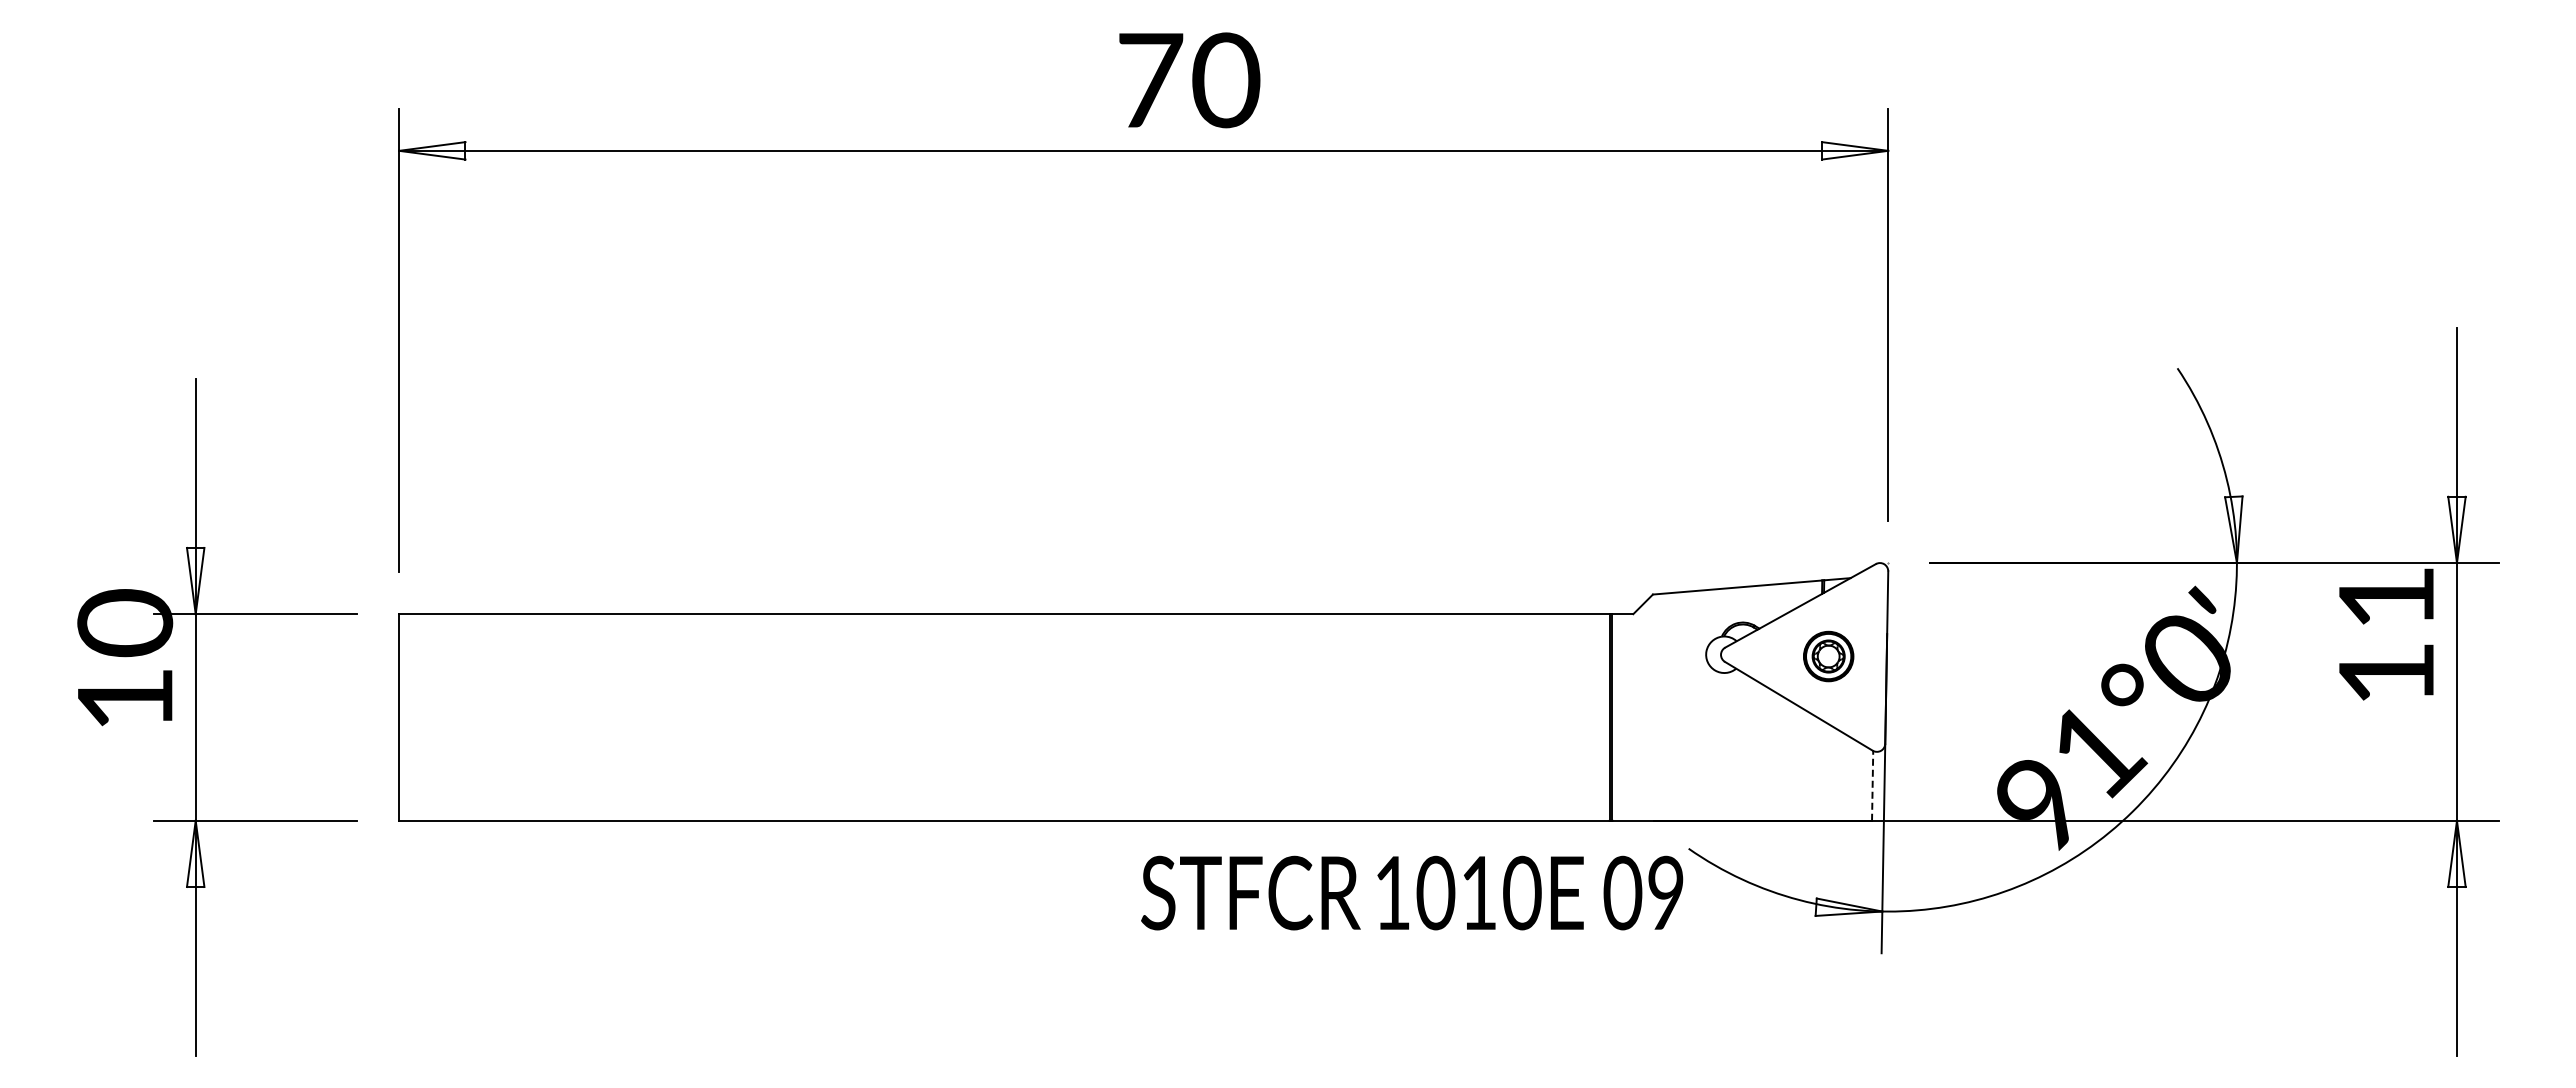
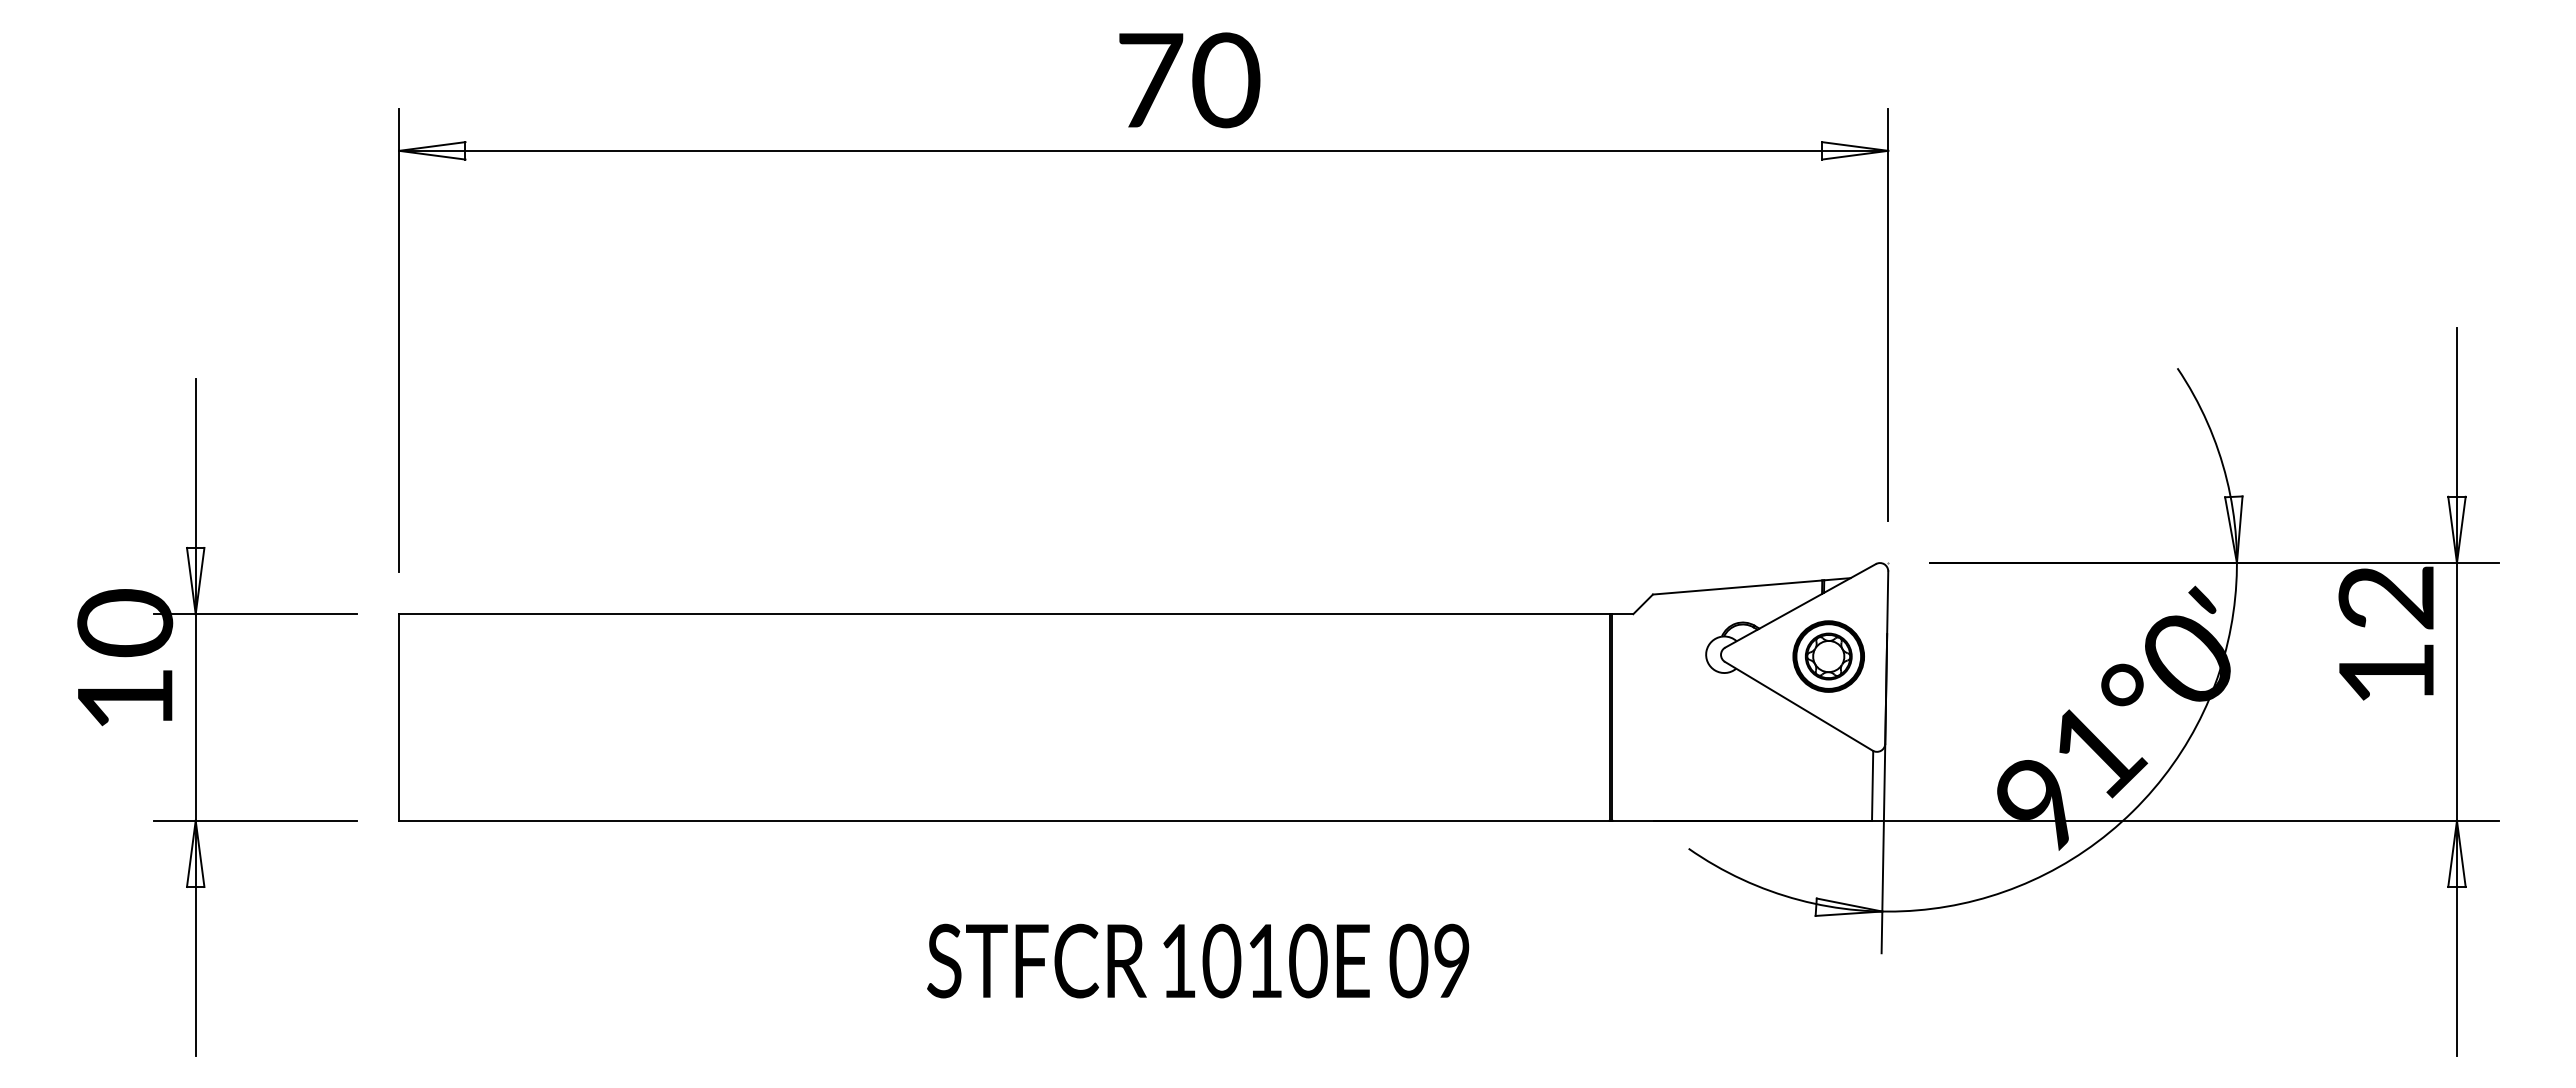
text: 11 -> 12 (2385, 597)
part size: 52x53 px -> 73x73 px (1828, 656)
line: dashed -> solid (1872, 785)
text position: (1412, 892) -> (1198, 960) (1198, 960)
